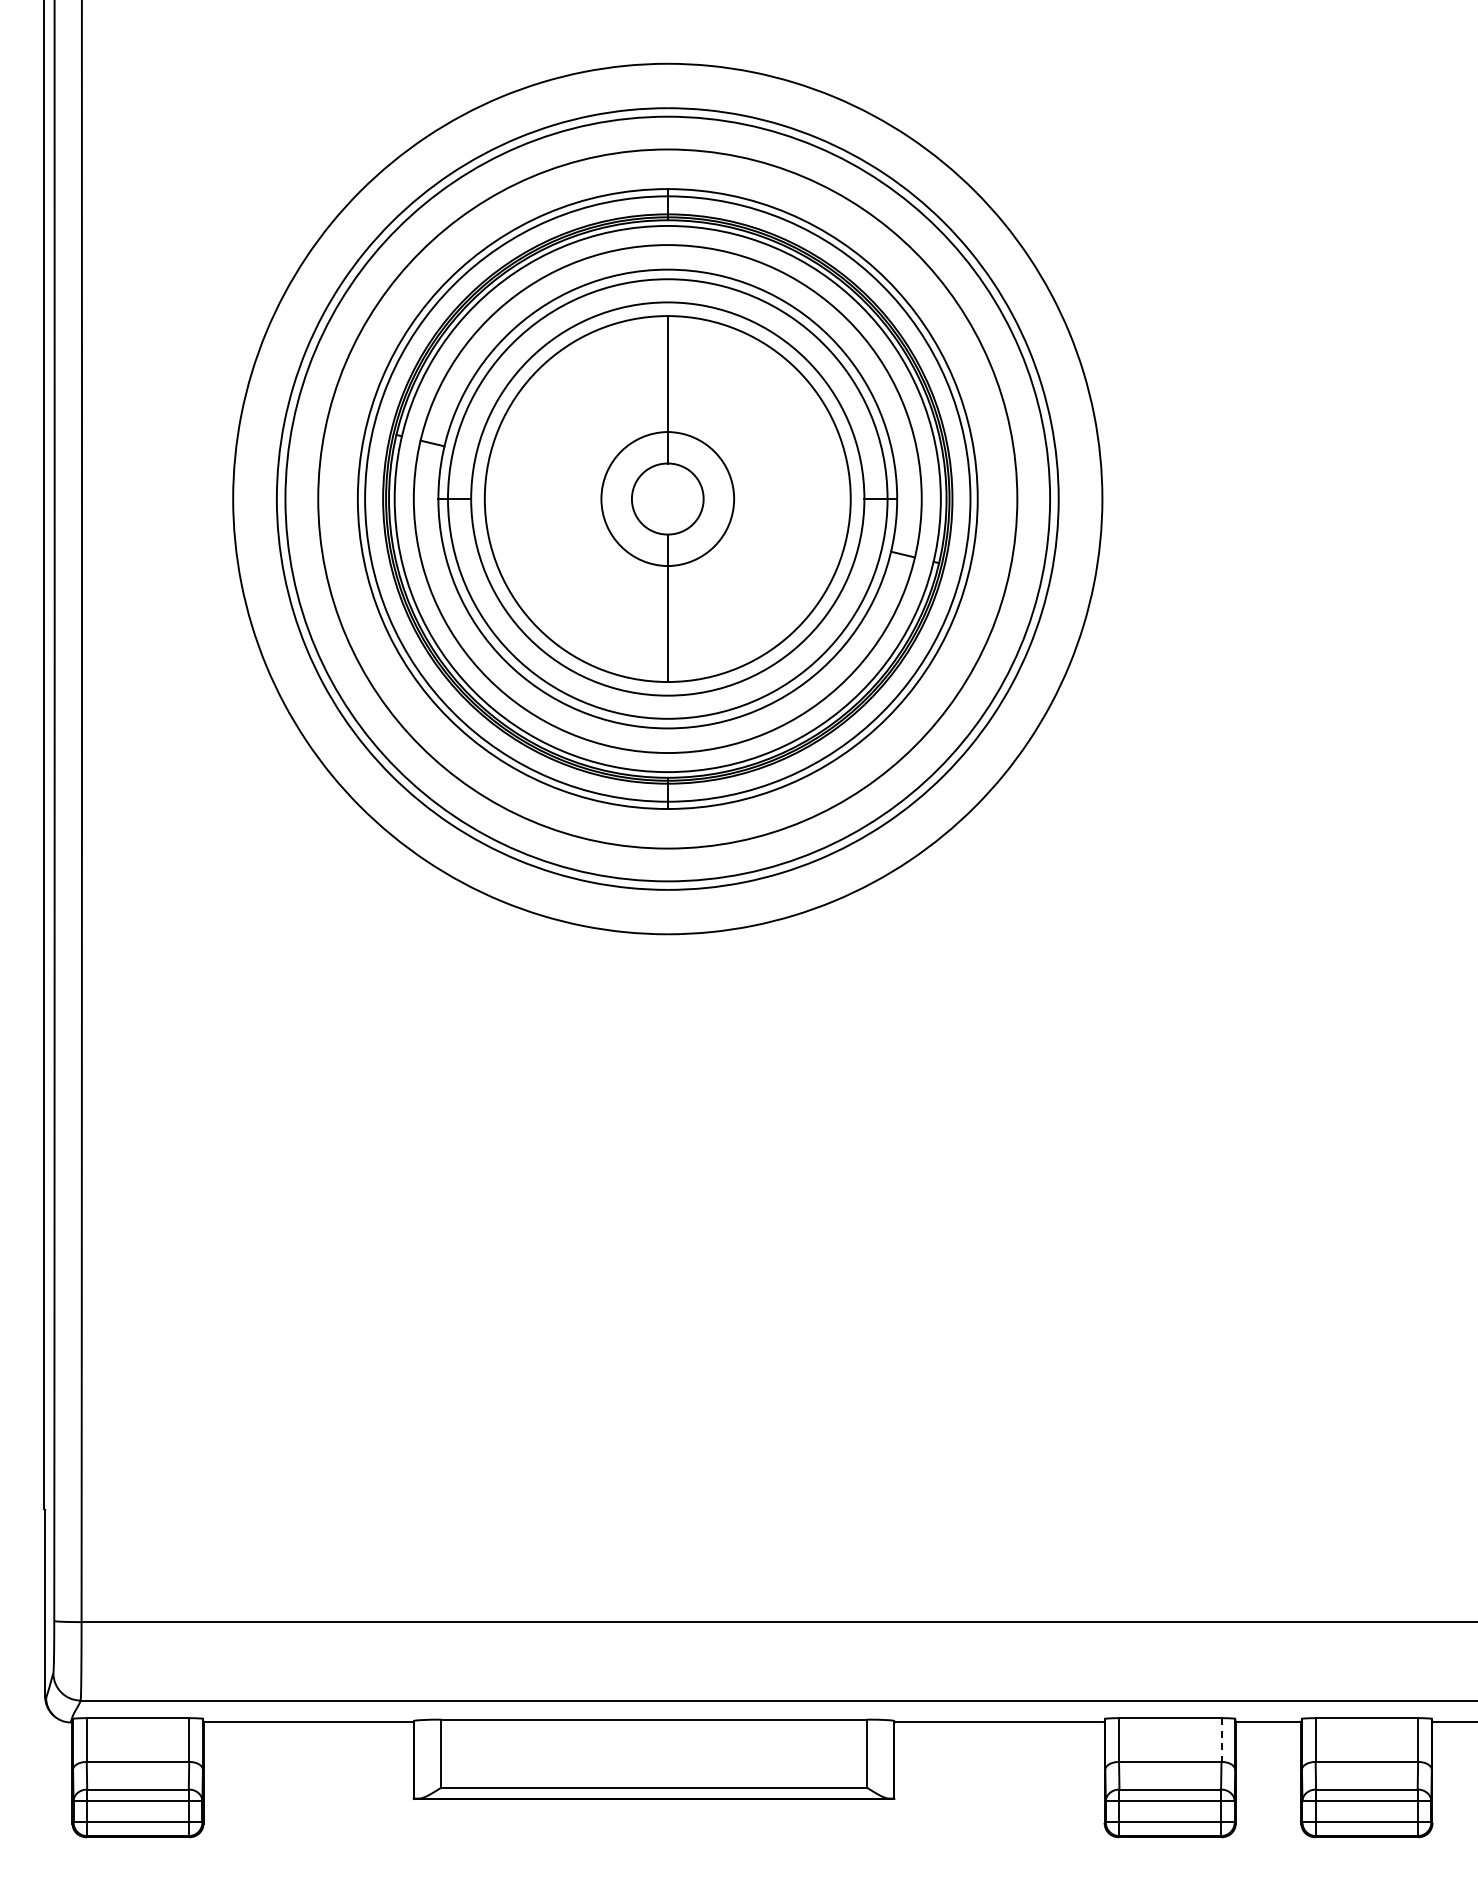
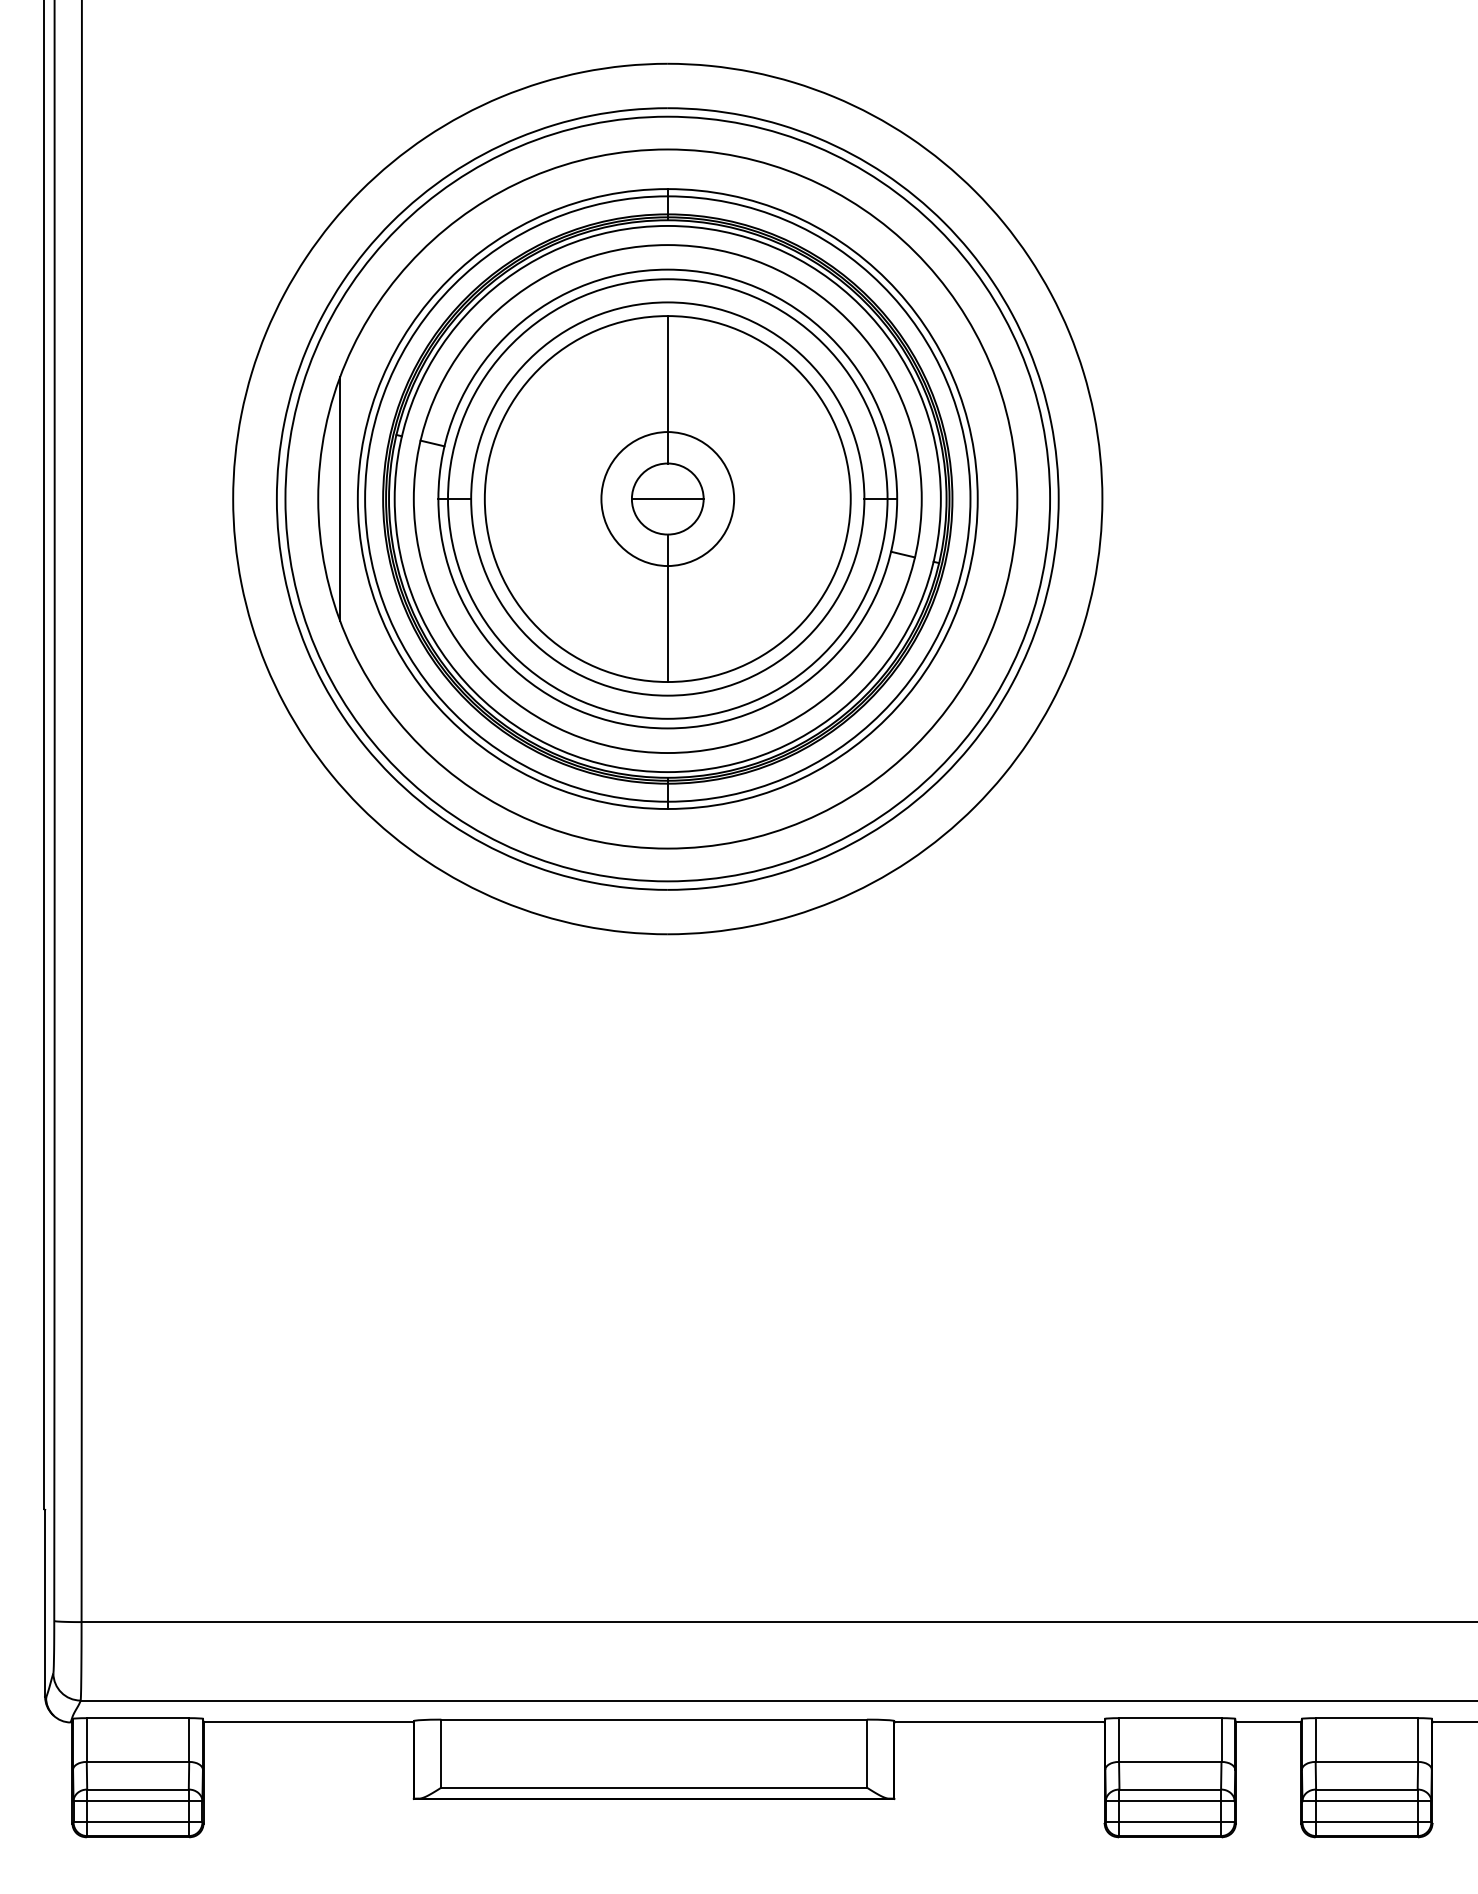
line: none -> present (340, 498)
line: none -> present (667, 499)
line: dashed -> solid (1221, 1740)
